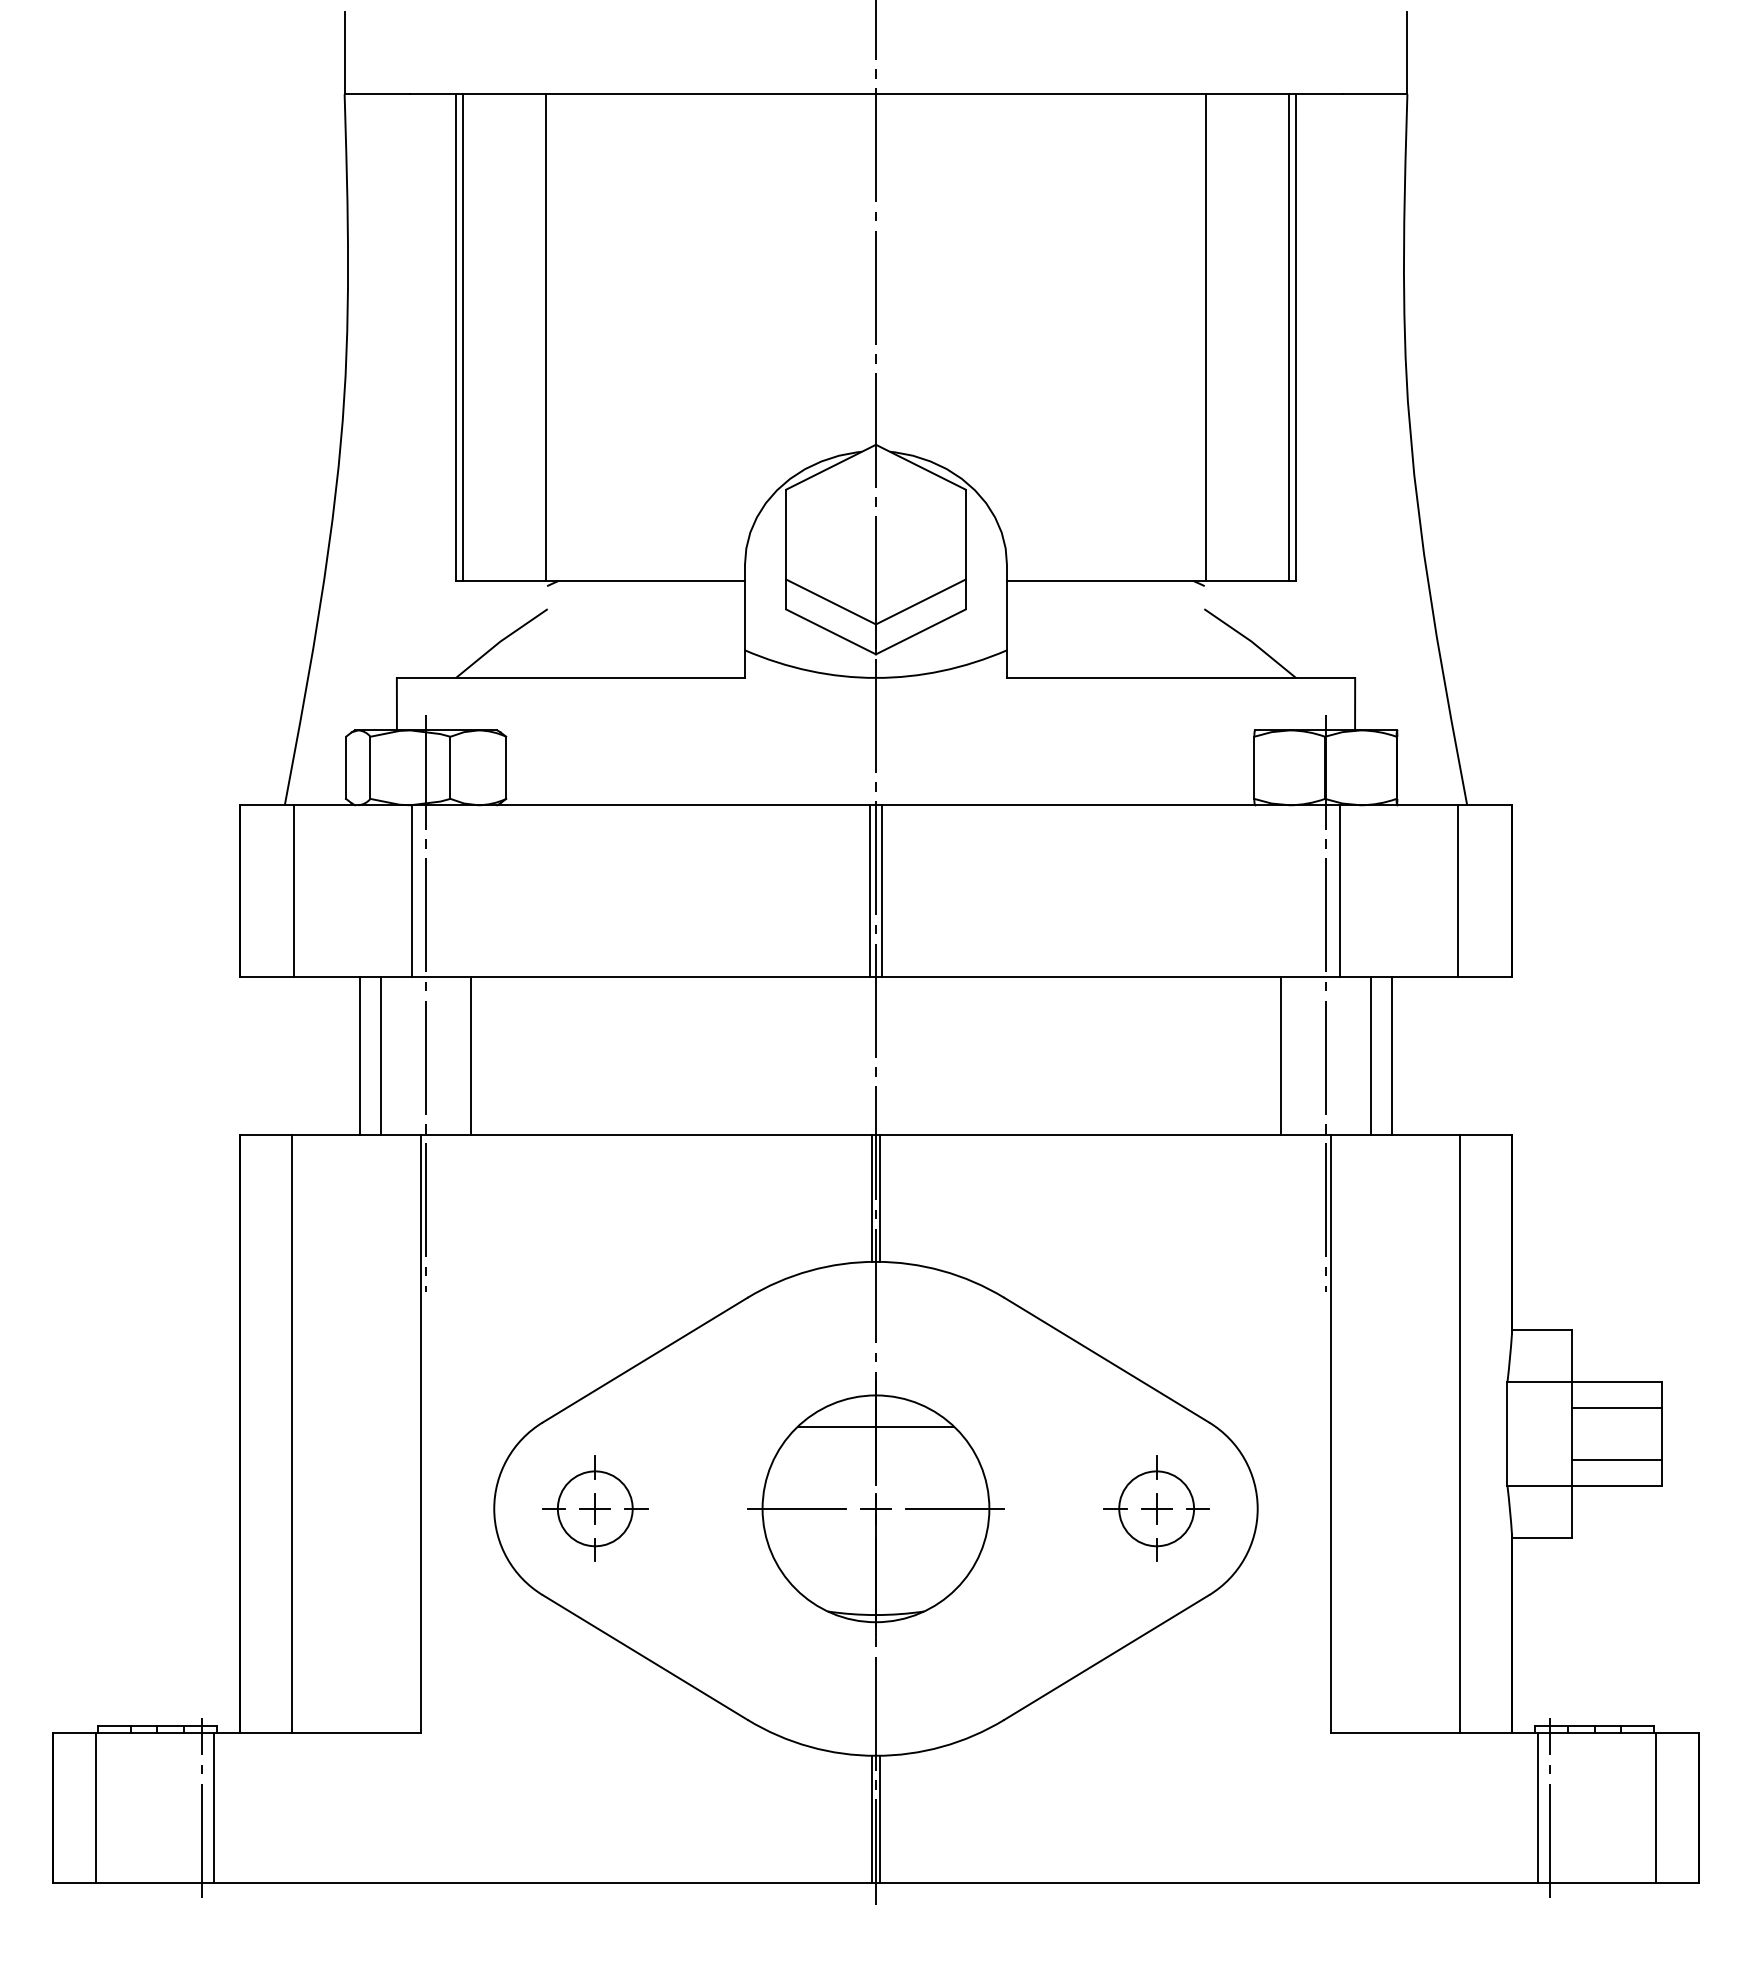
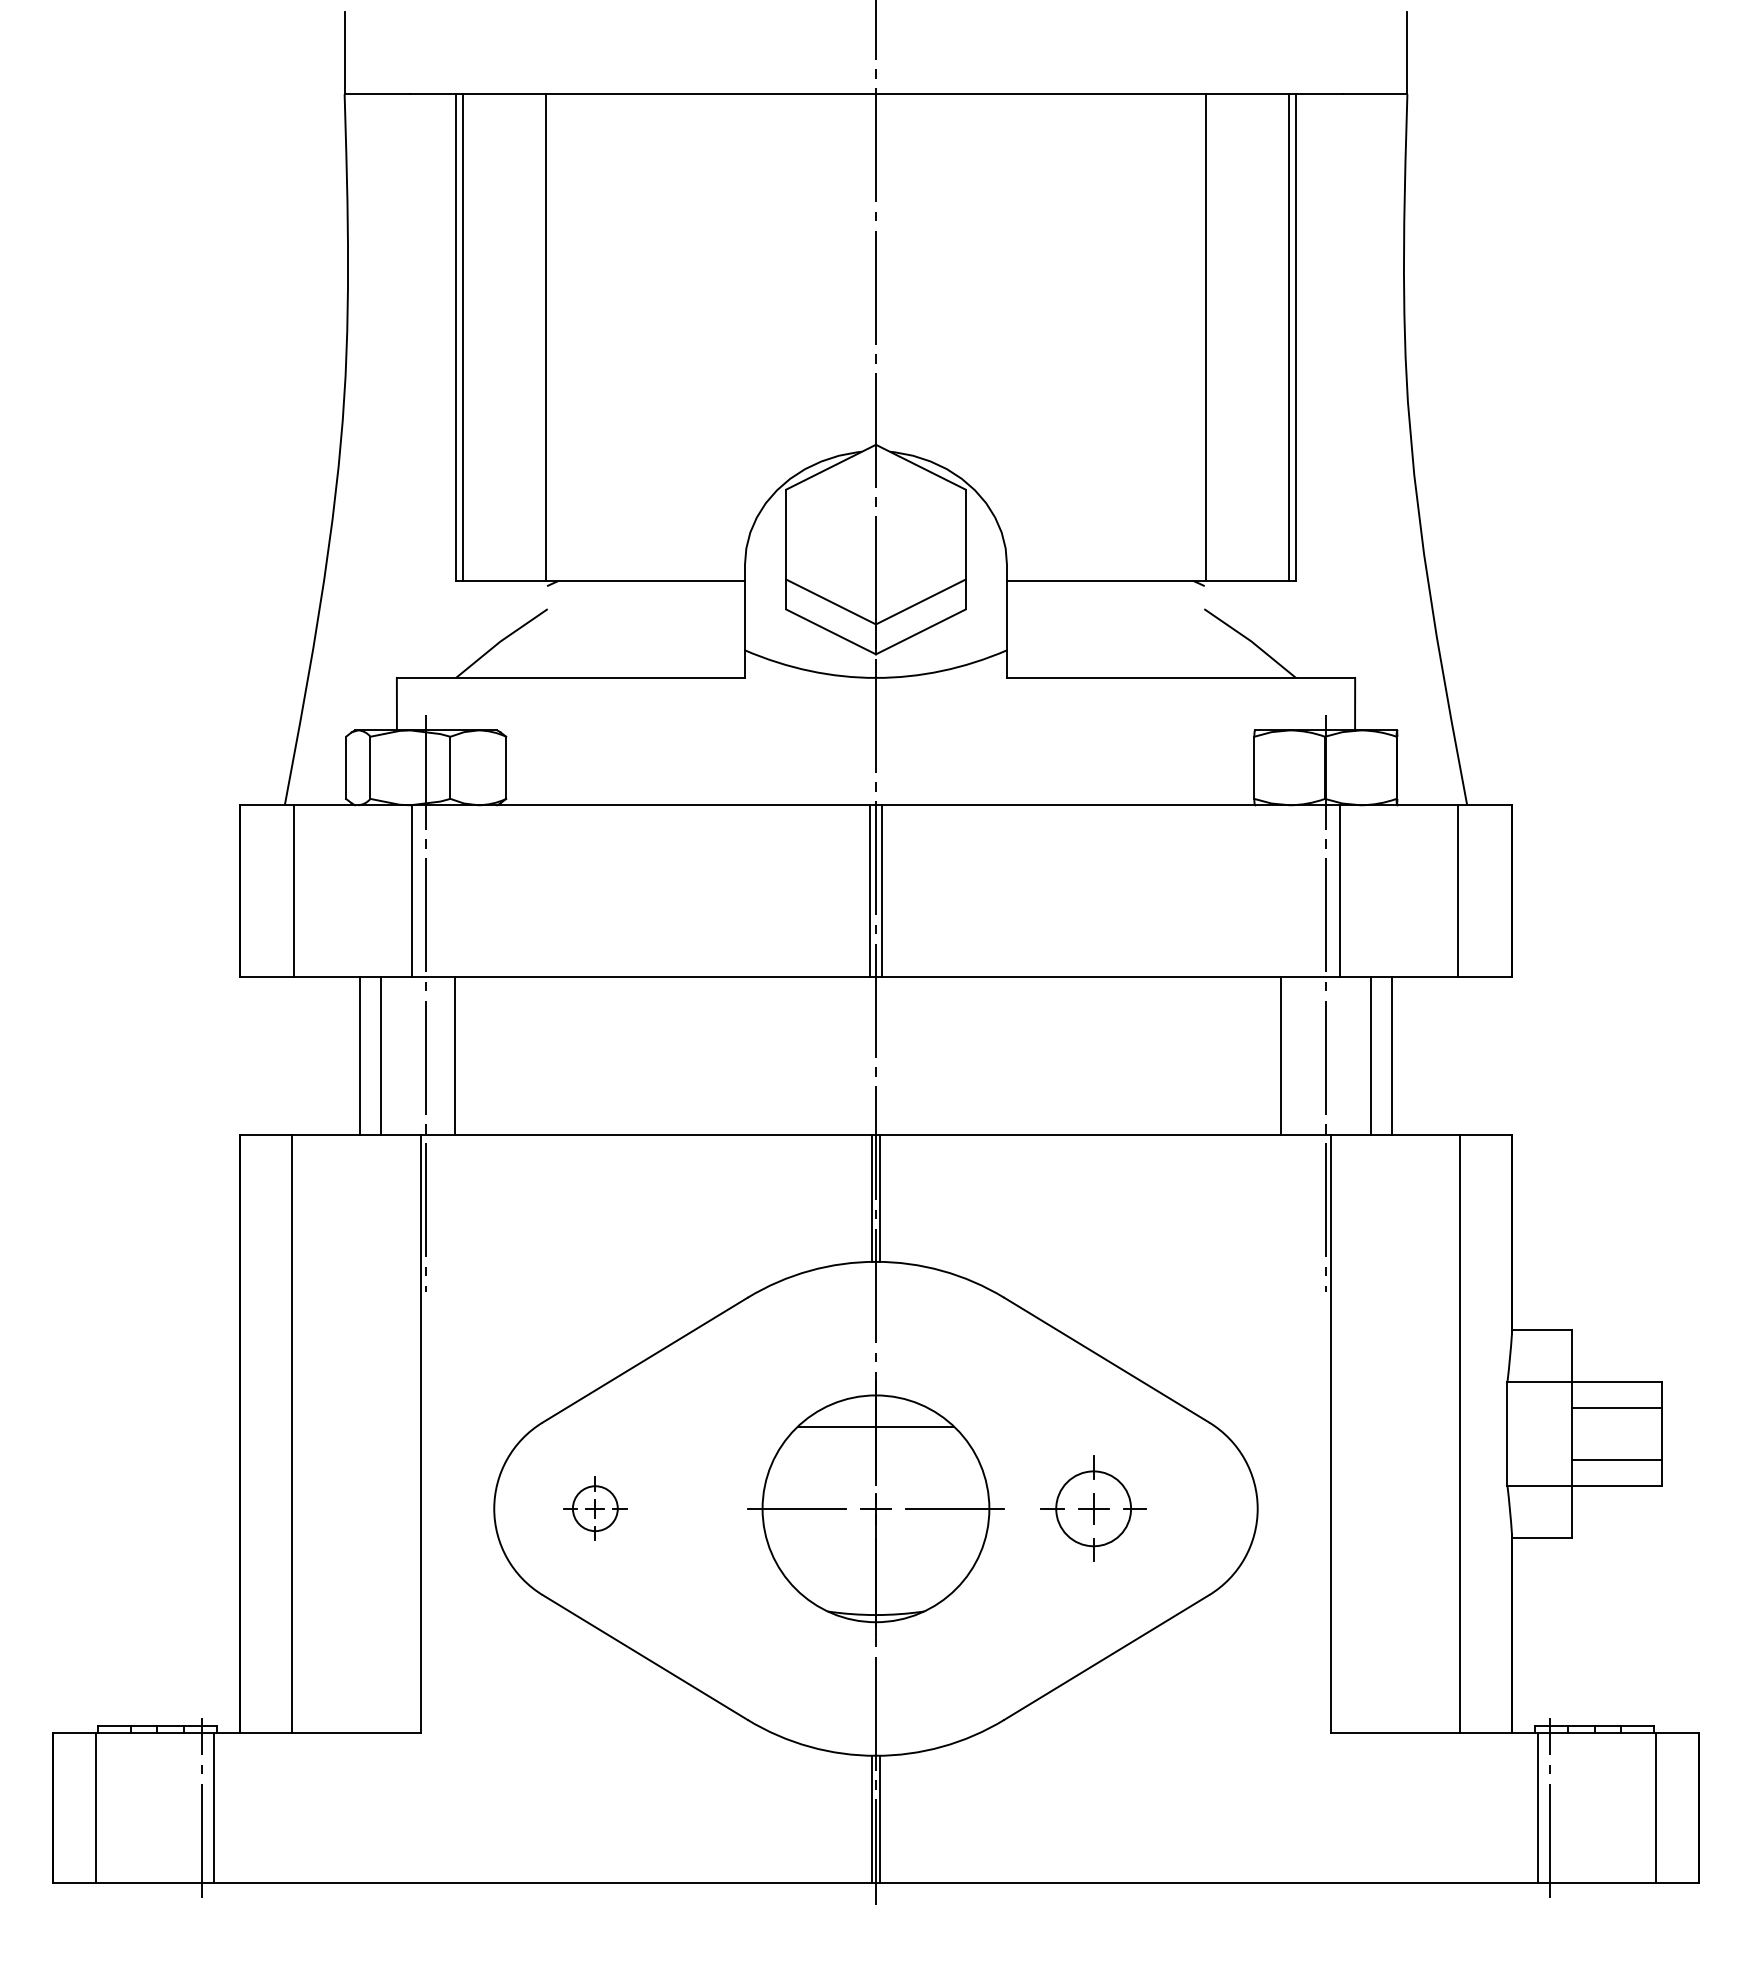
line position: (471, 1055) -> (455, 1055) (455, 1055)
part size: 107x107 px -> 65x65 px (595, 1508)
part position: (1156, 1508) -> (1093, 1508) (1093, 1508)
